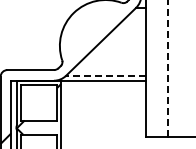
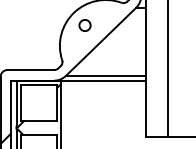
circle: none -> present (84, 25)
line: dashed -> solid (167, 68)
line: dashed -> solid (105, 75)
